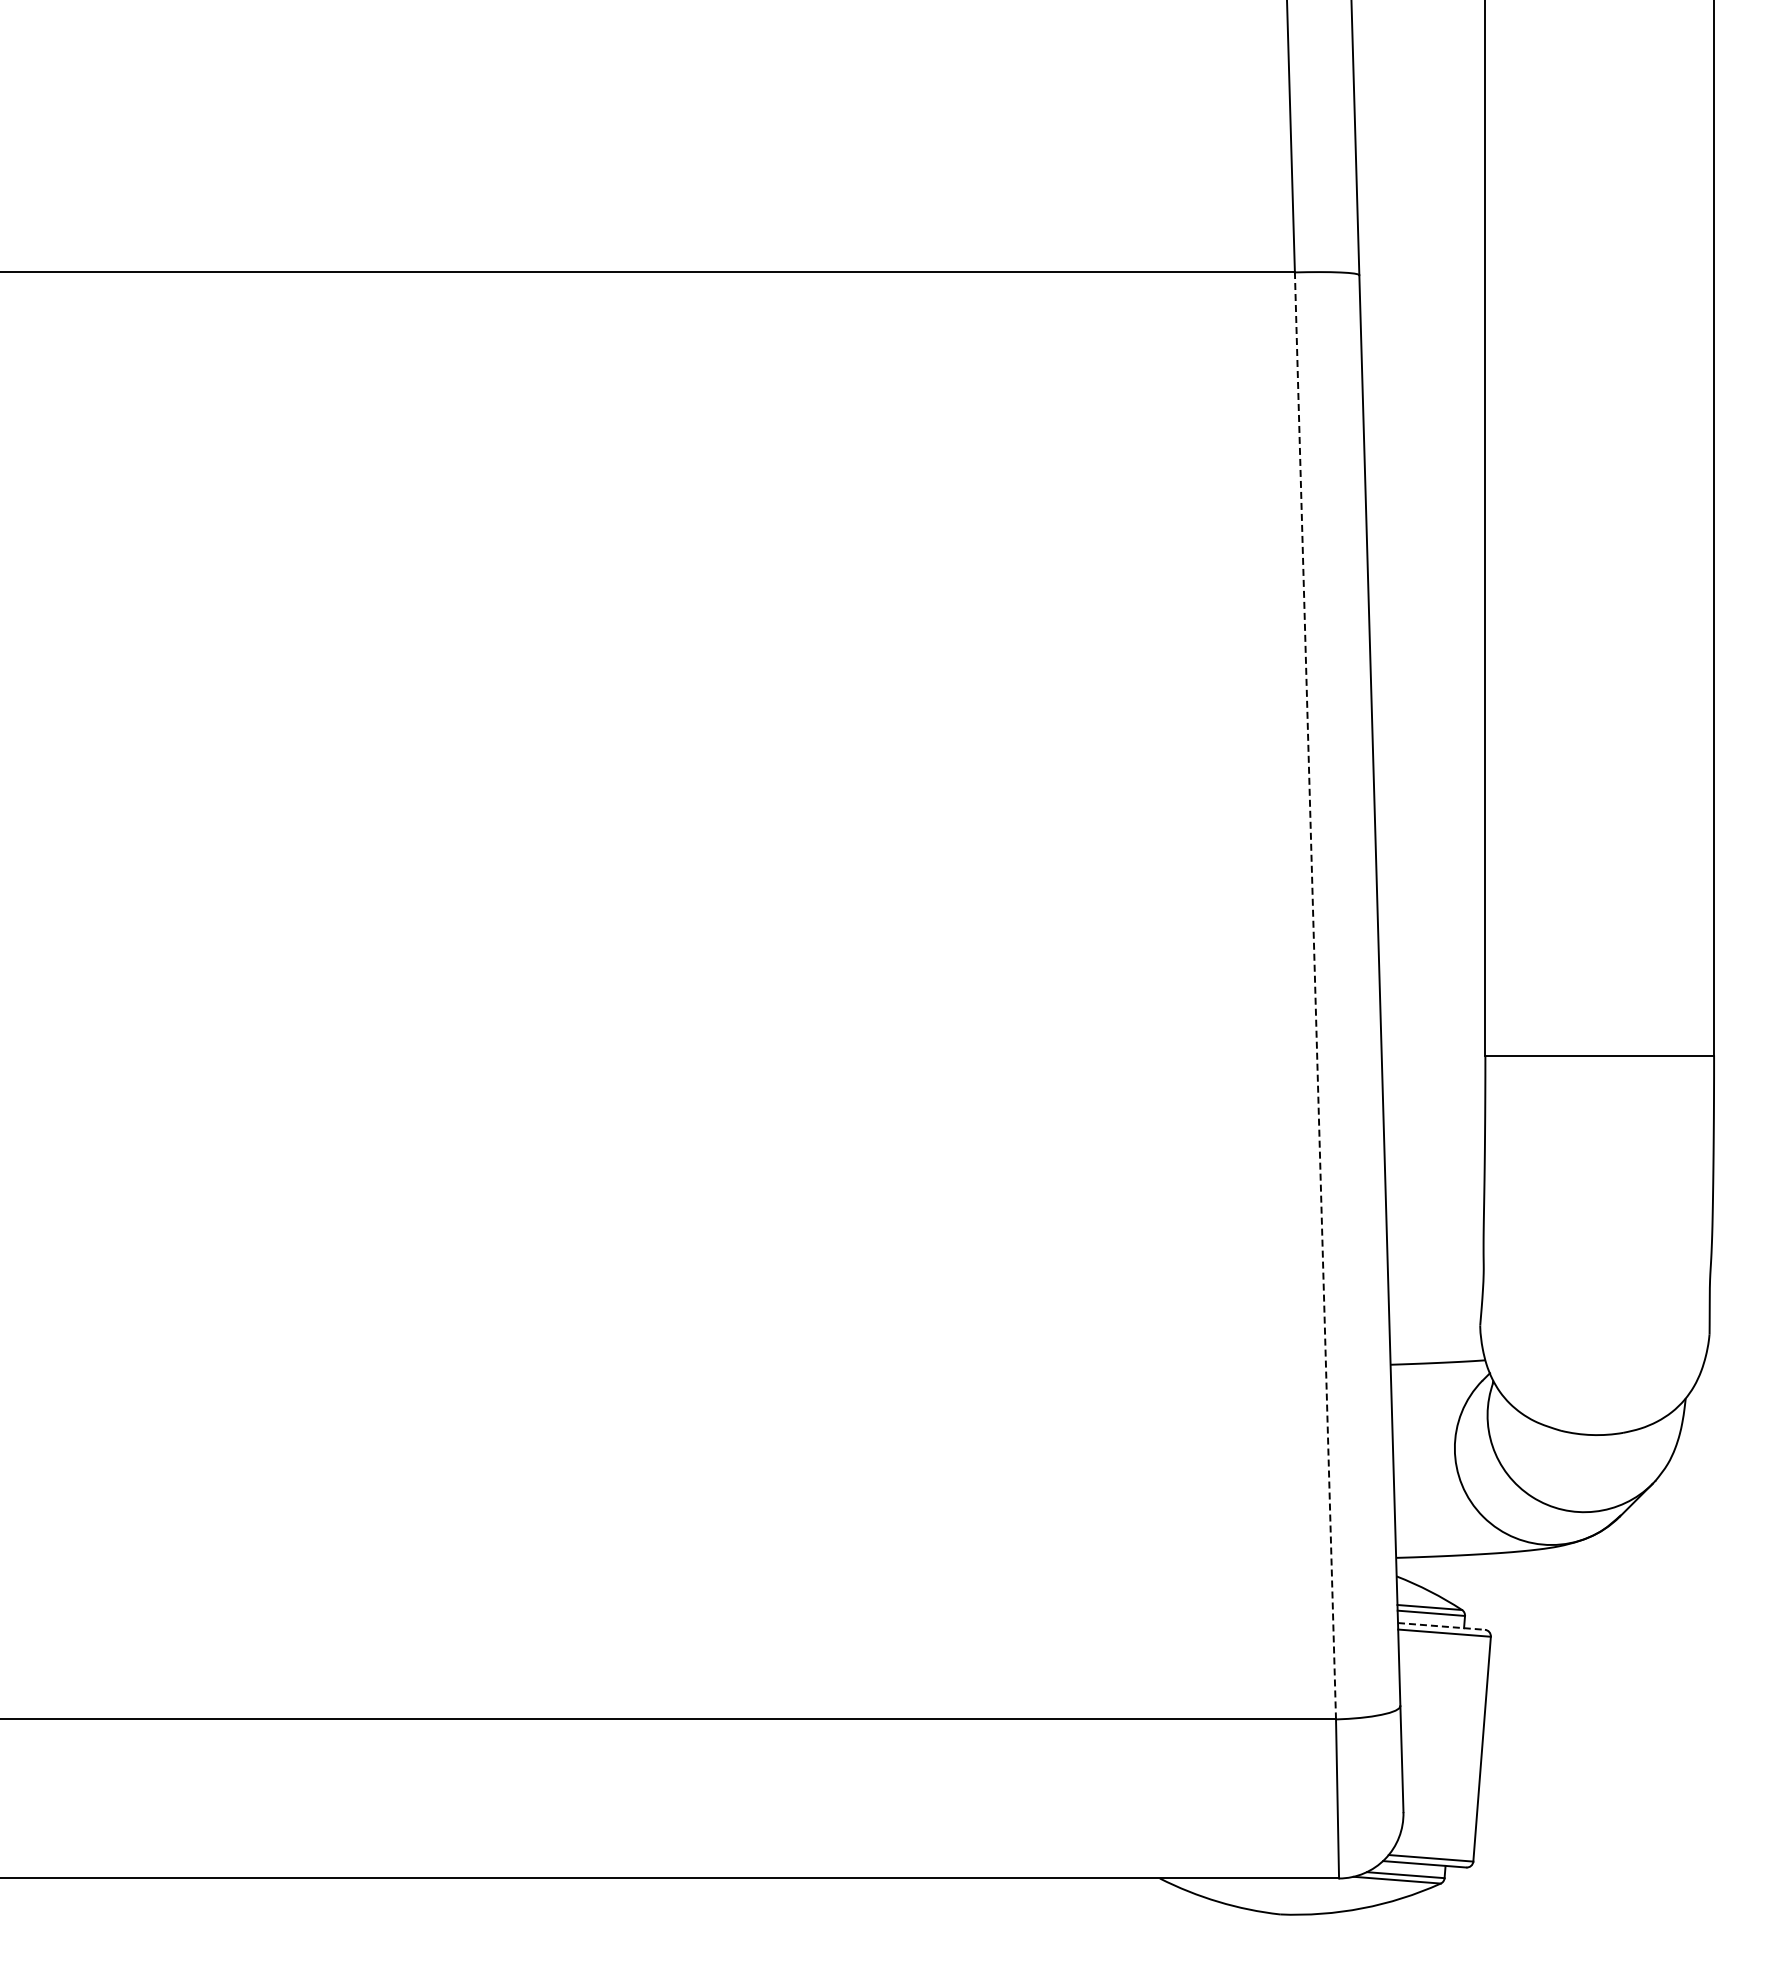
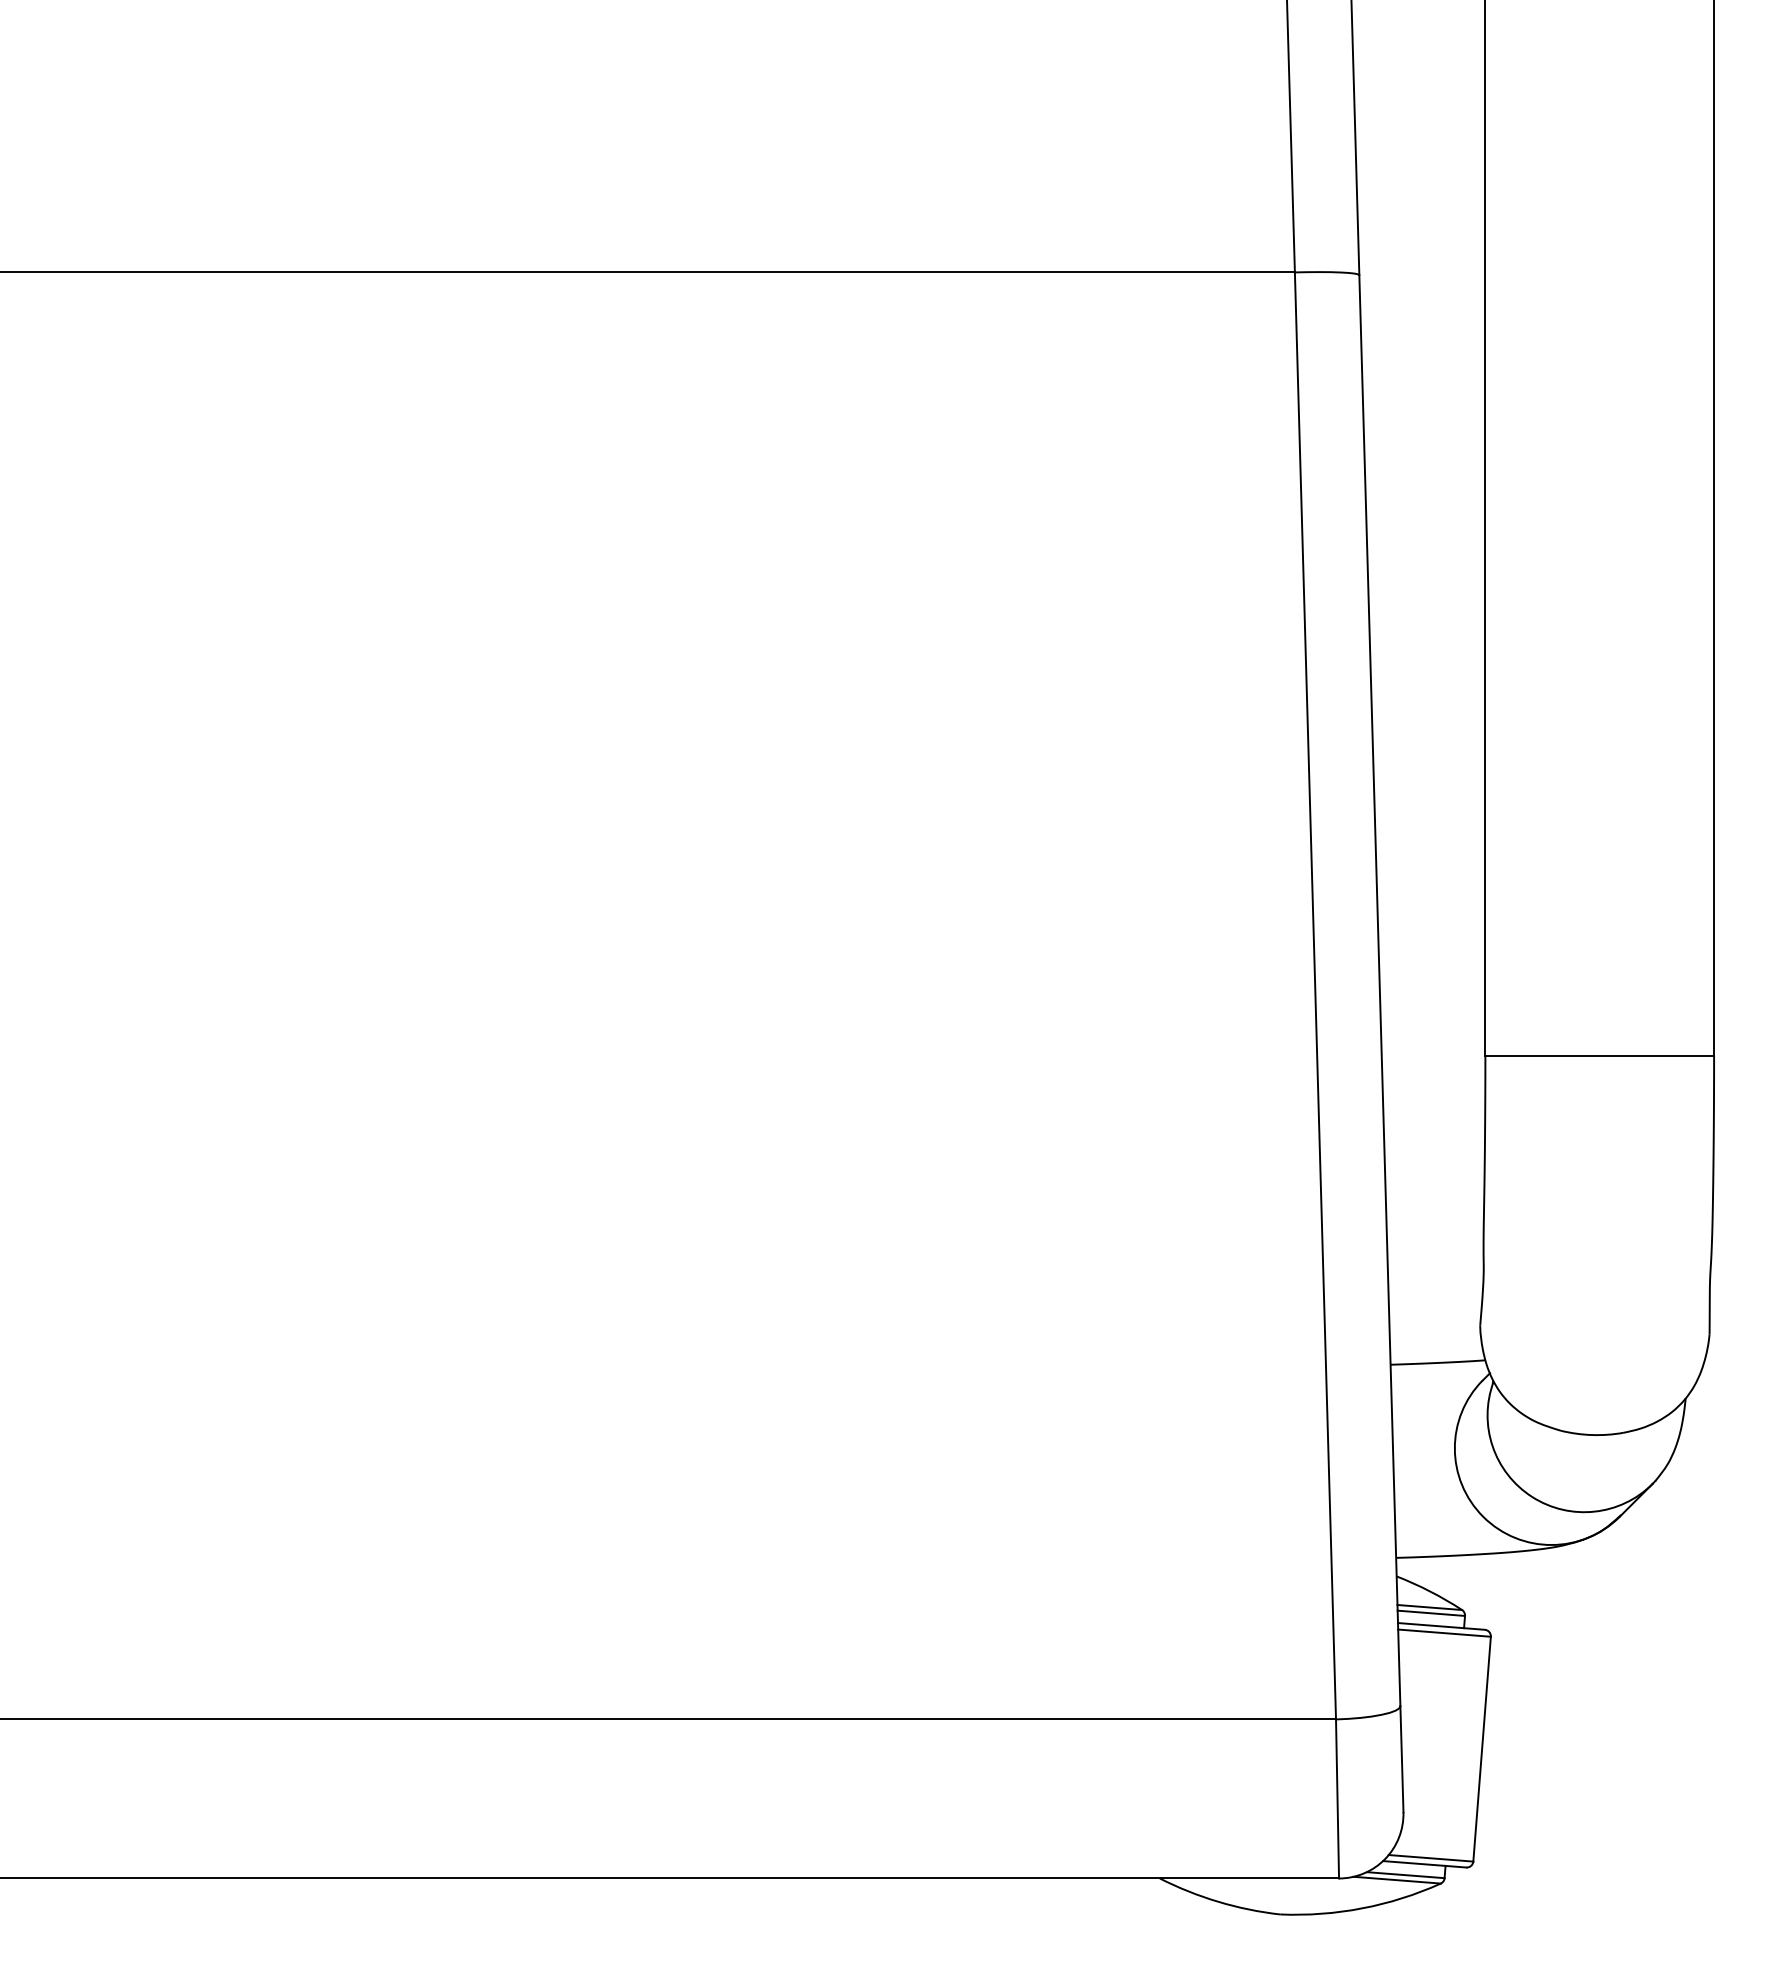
line: dashed -> solid (1315, 995)
line: dashed -> solid (1441, 1626)
